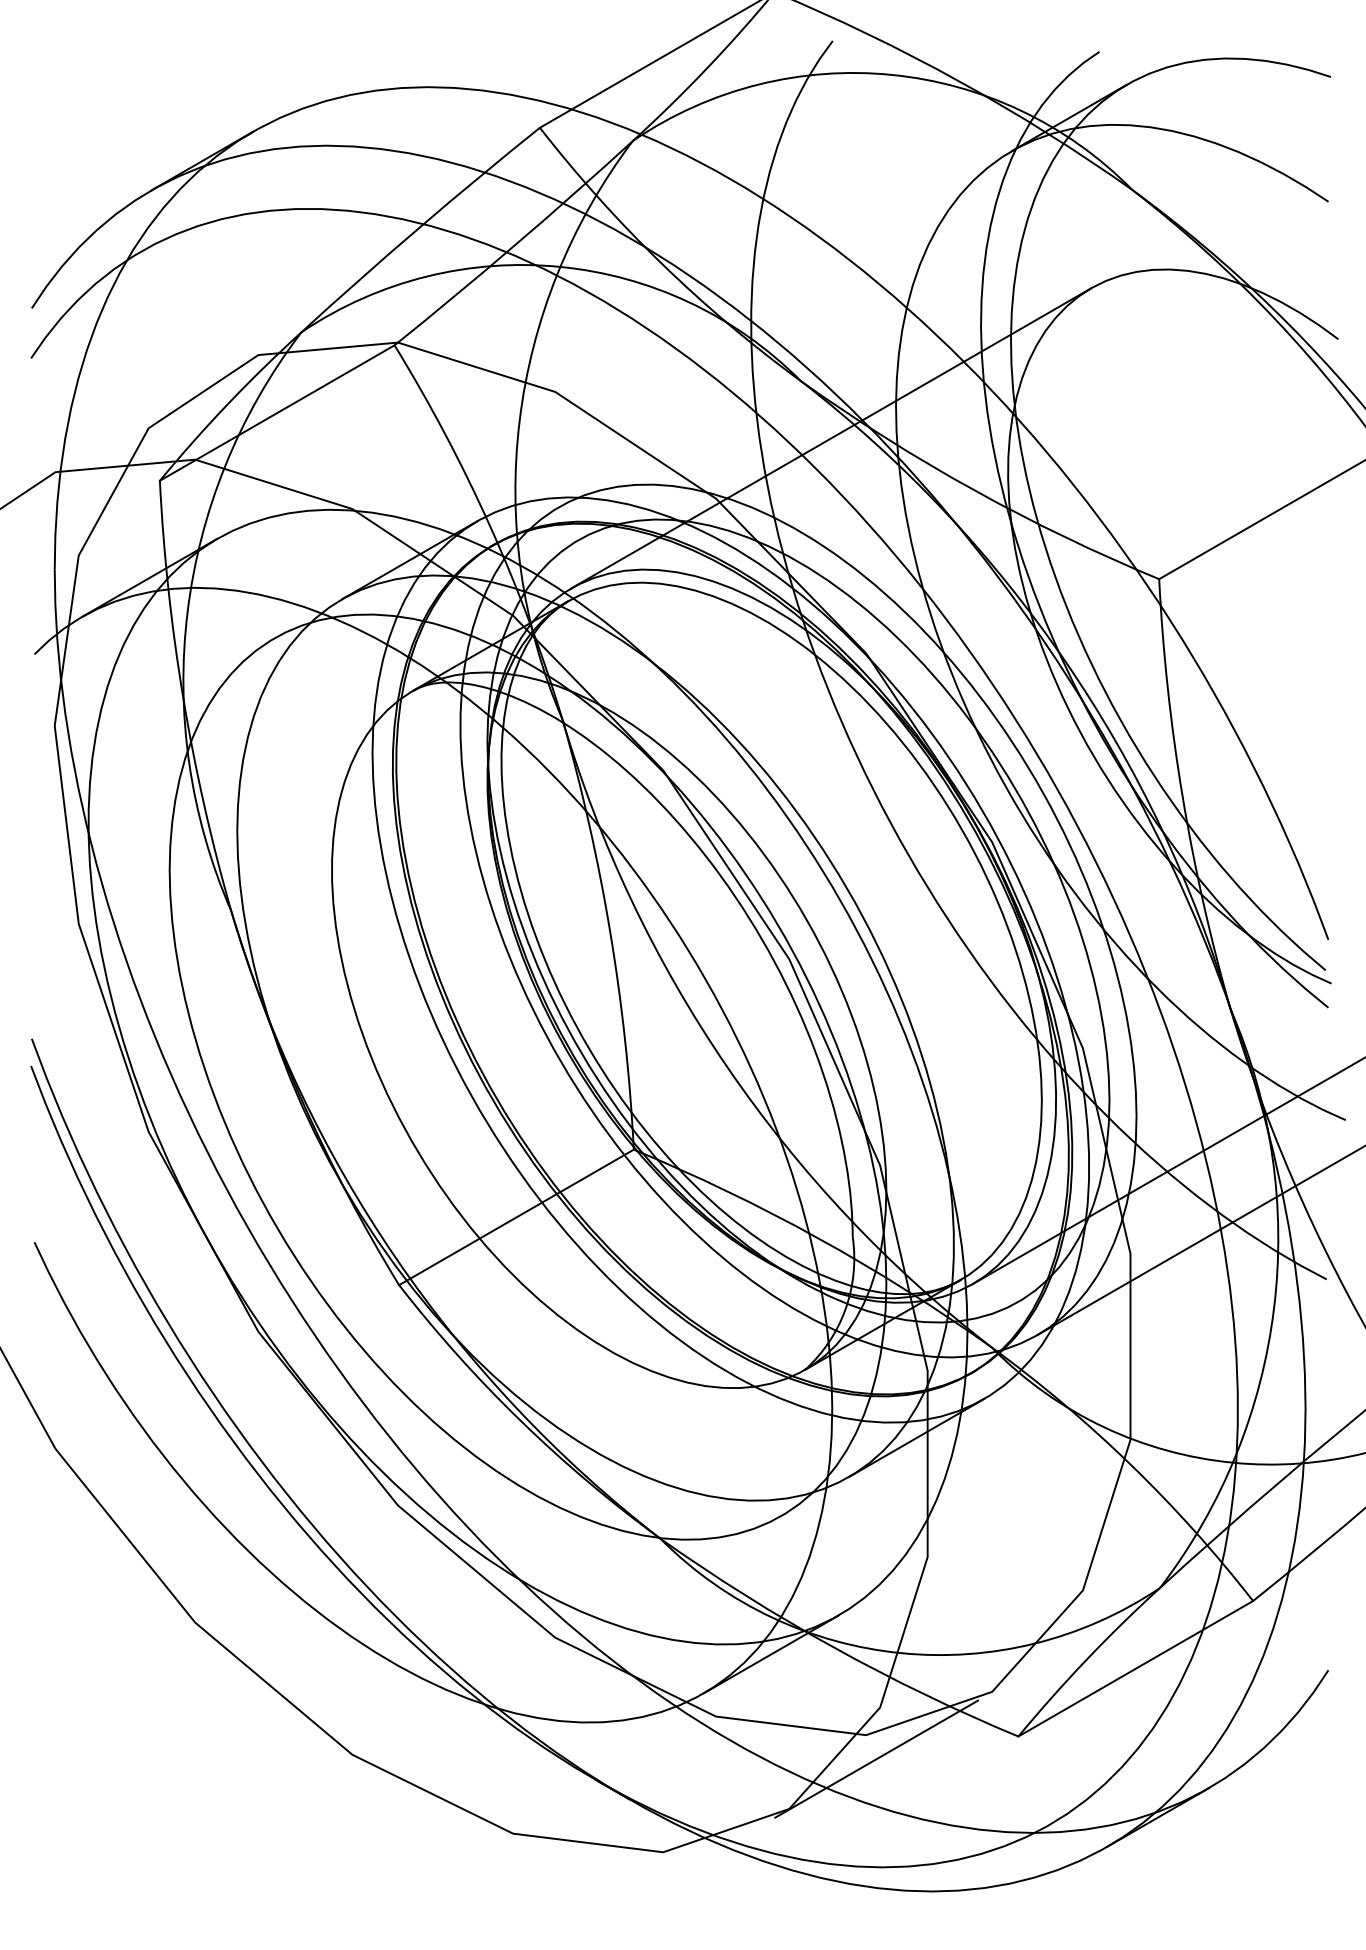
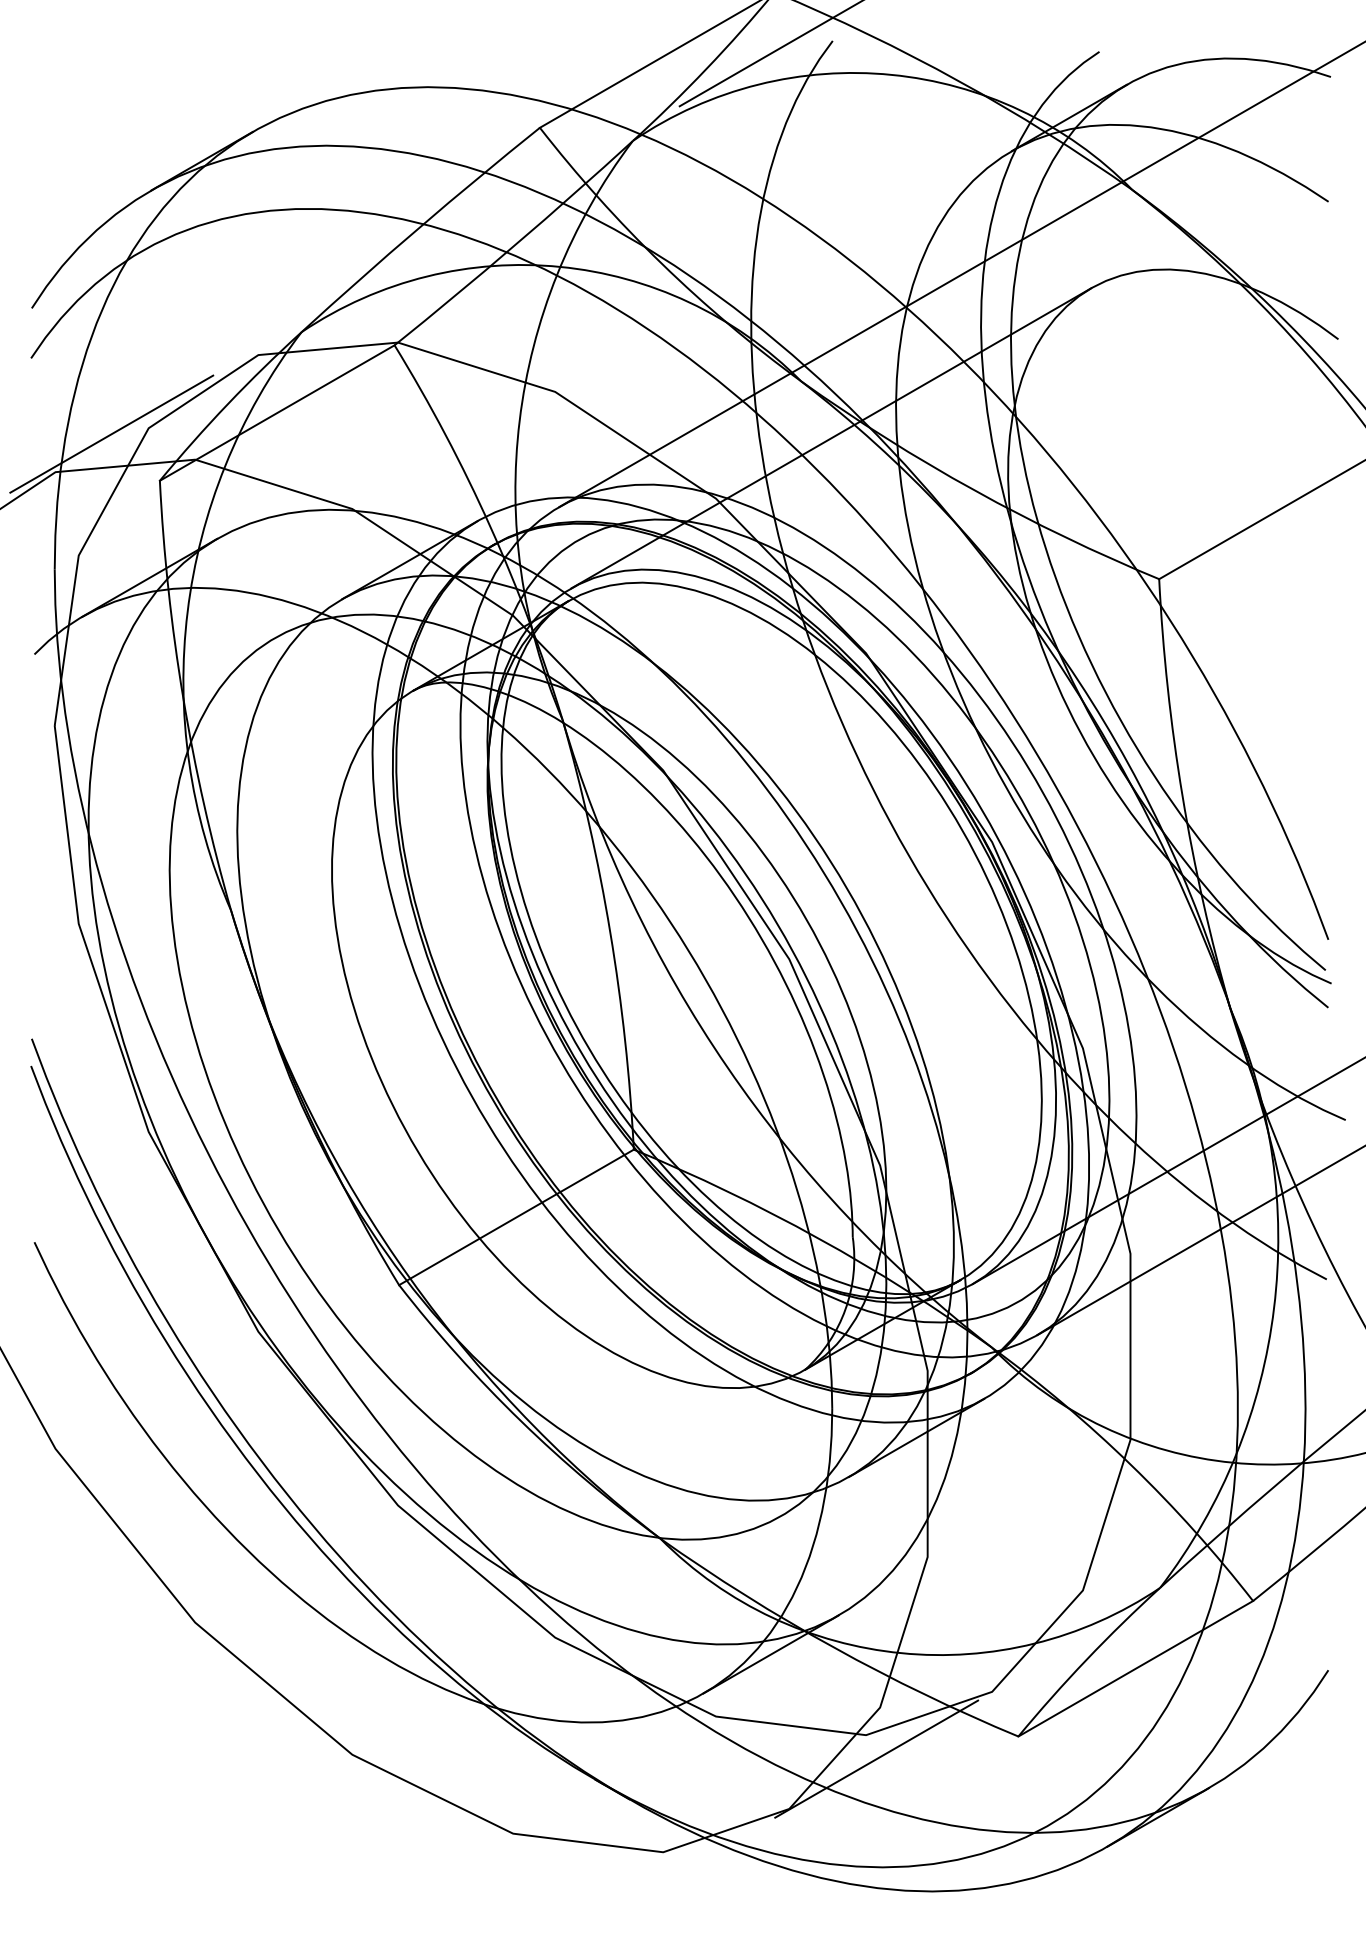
line: none -> present (769, 54)
line: none -> present (960, 274)
line: none -> present (111, 433)
